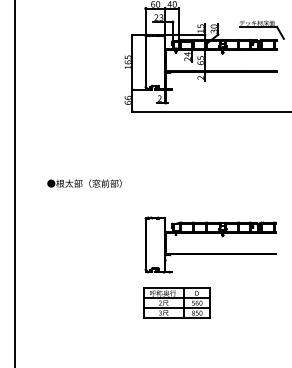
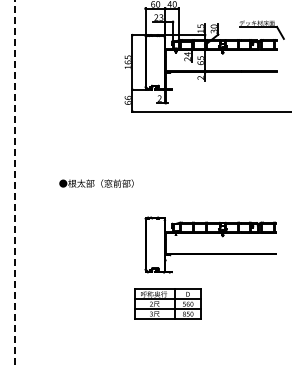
line: solid -> dashed (14, 183)
text position: (84, 183) -> (96, 183) (96, 183)
part position: (176, 302) -> (167, 303) (167, 303)
